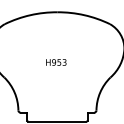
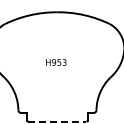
line: solid -> dashed (57, 121)
